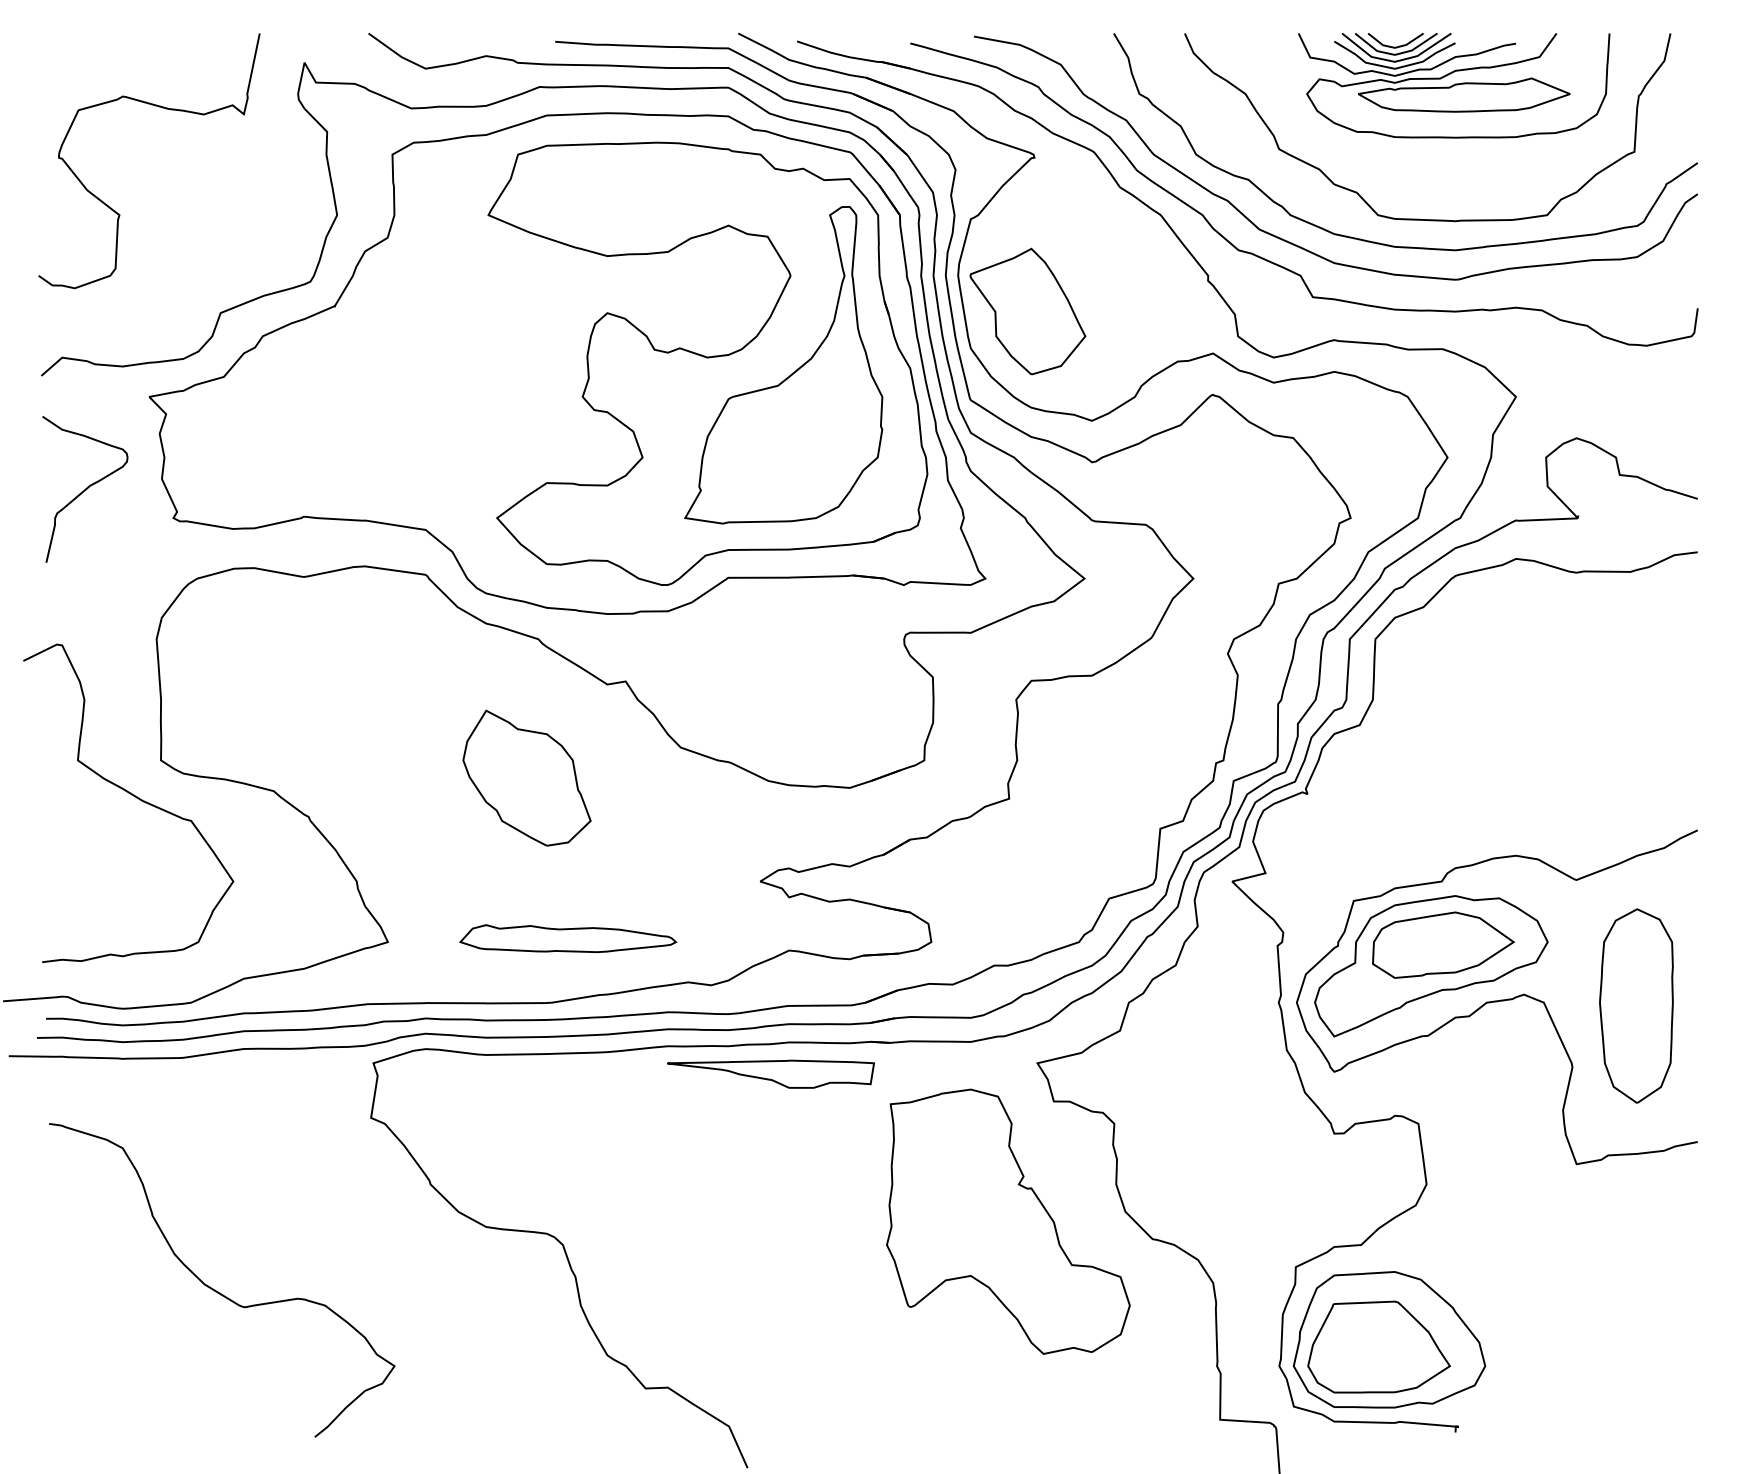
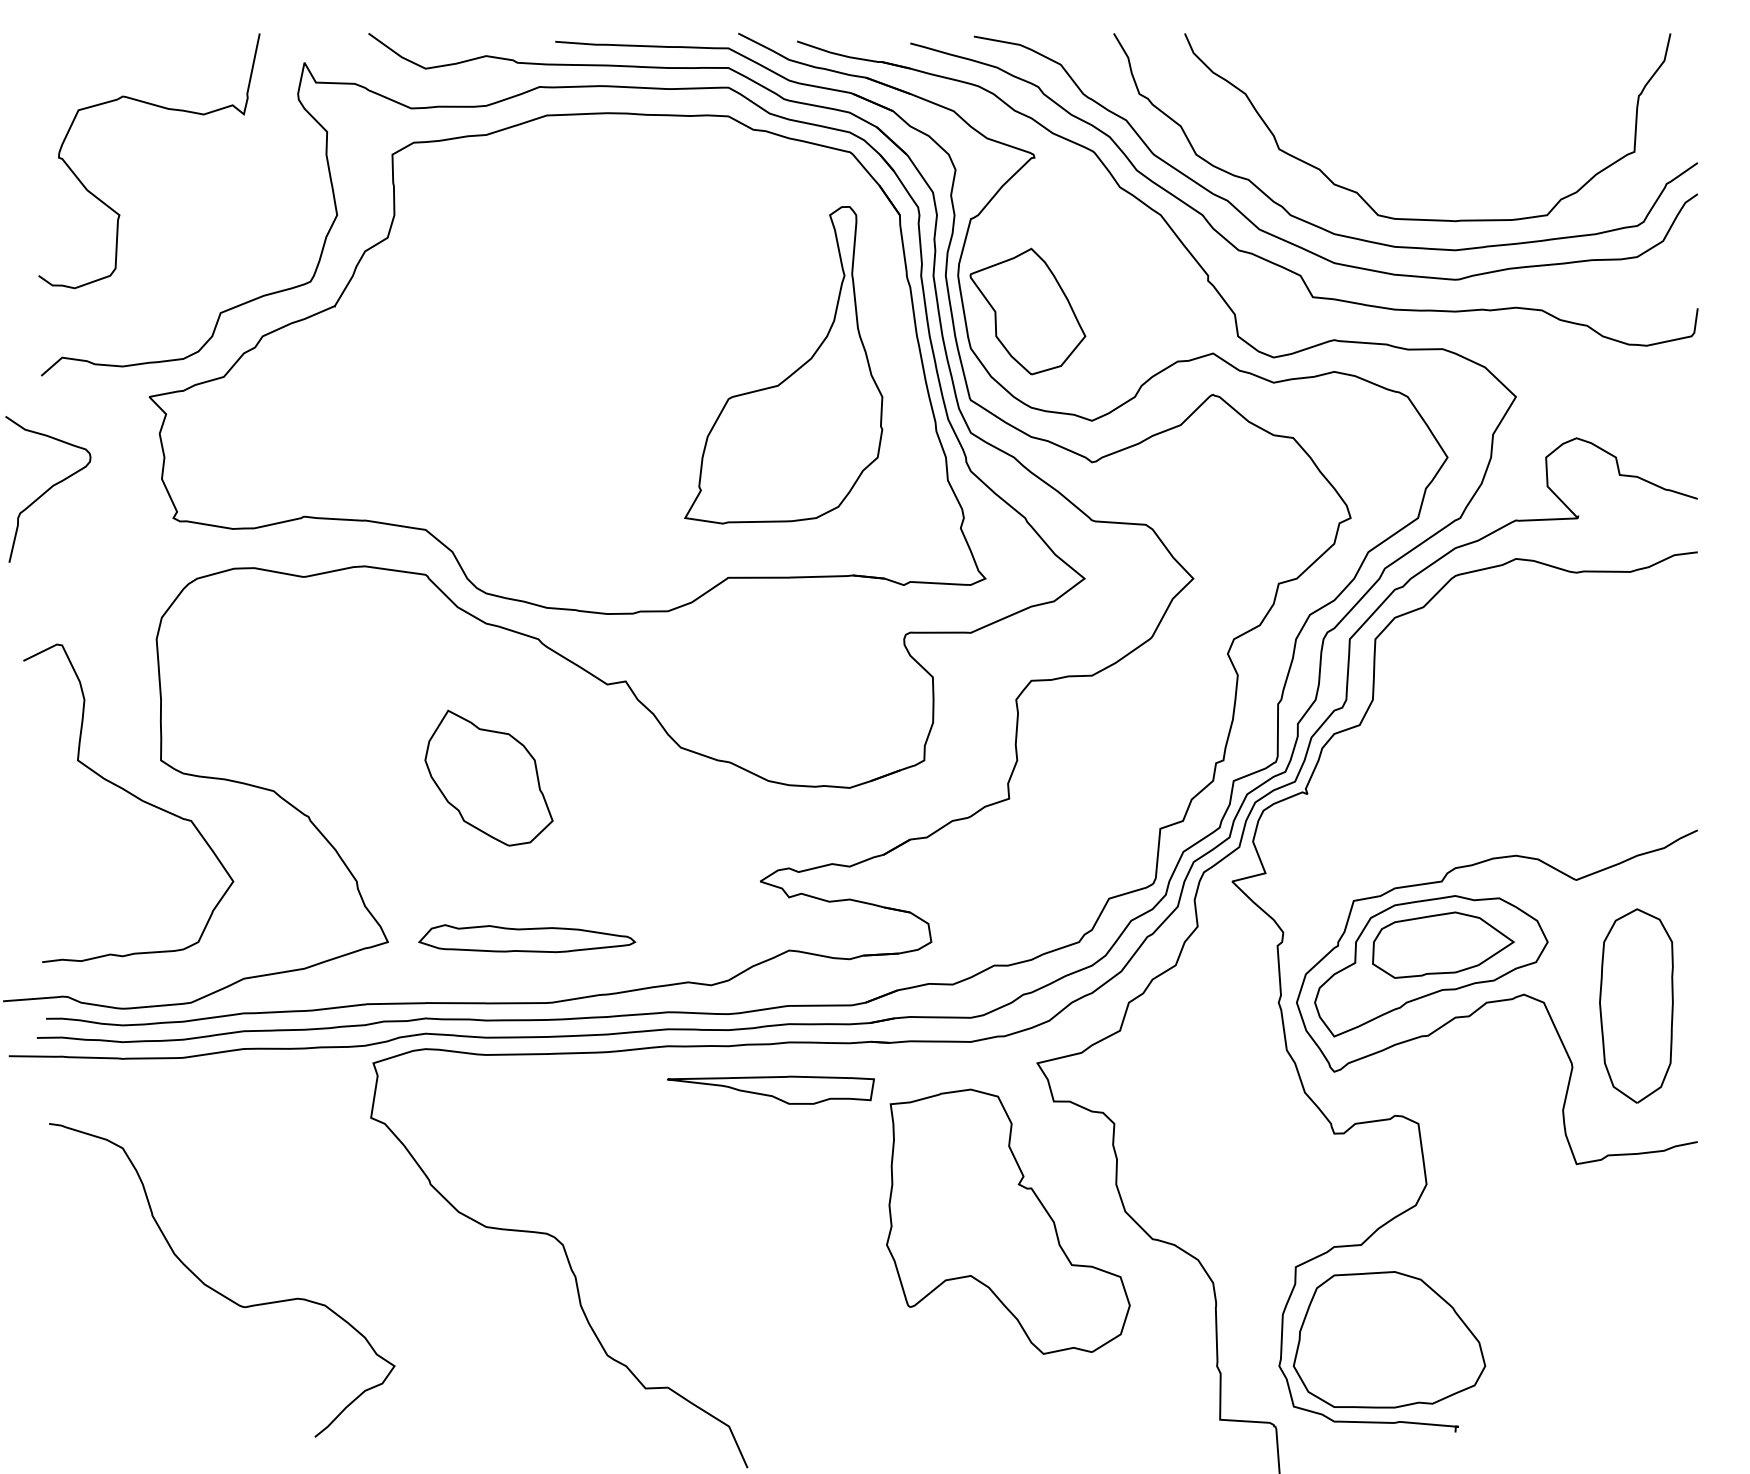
part: present -> none (1454, 85)
part: present -> none (707, 363)
curve position: (85, 489) -> (48, 489) (48, 489)
part position: (526, 777) -> (488, 777) (488, 777)
part position: (568, 938) -> (527, 938) (527, 938)
part position: (770, 1073) -> (770, 1089) (770, 1089)
part: present -> none (1378, 1346)
